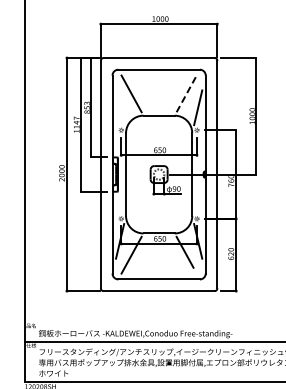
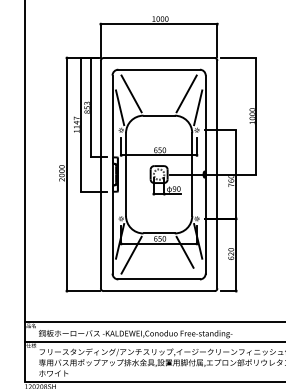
line: dashed -> solid (186, 93)
line: none -> present (120, 107)
line: none -> present (153, 322)
